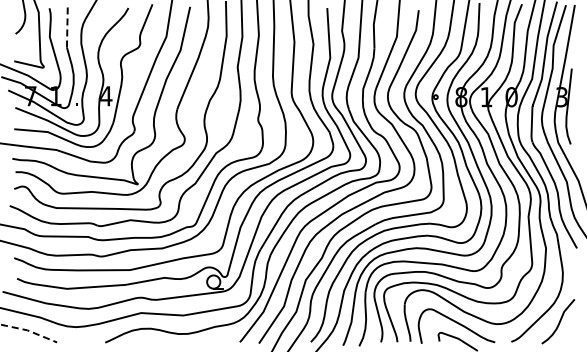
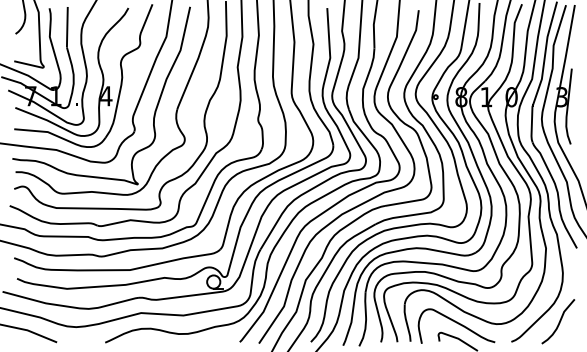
line: dashed -> solid (67, 26)
line: dashed -> solid (29, 331)
